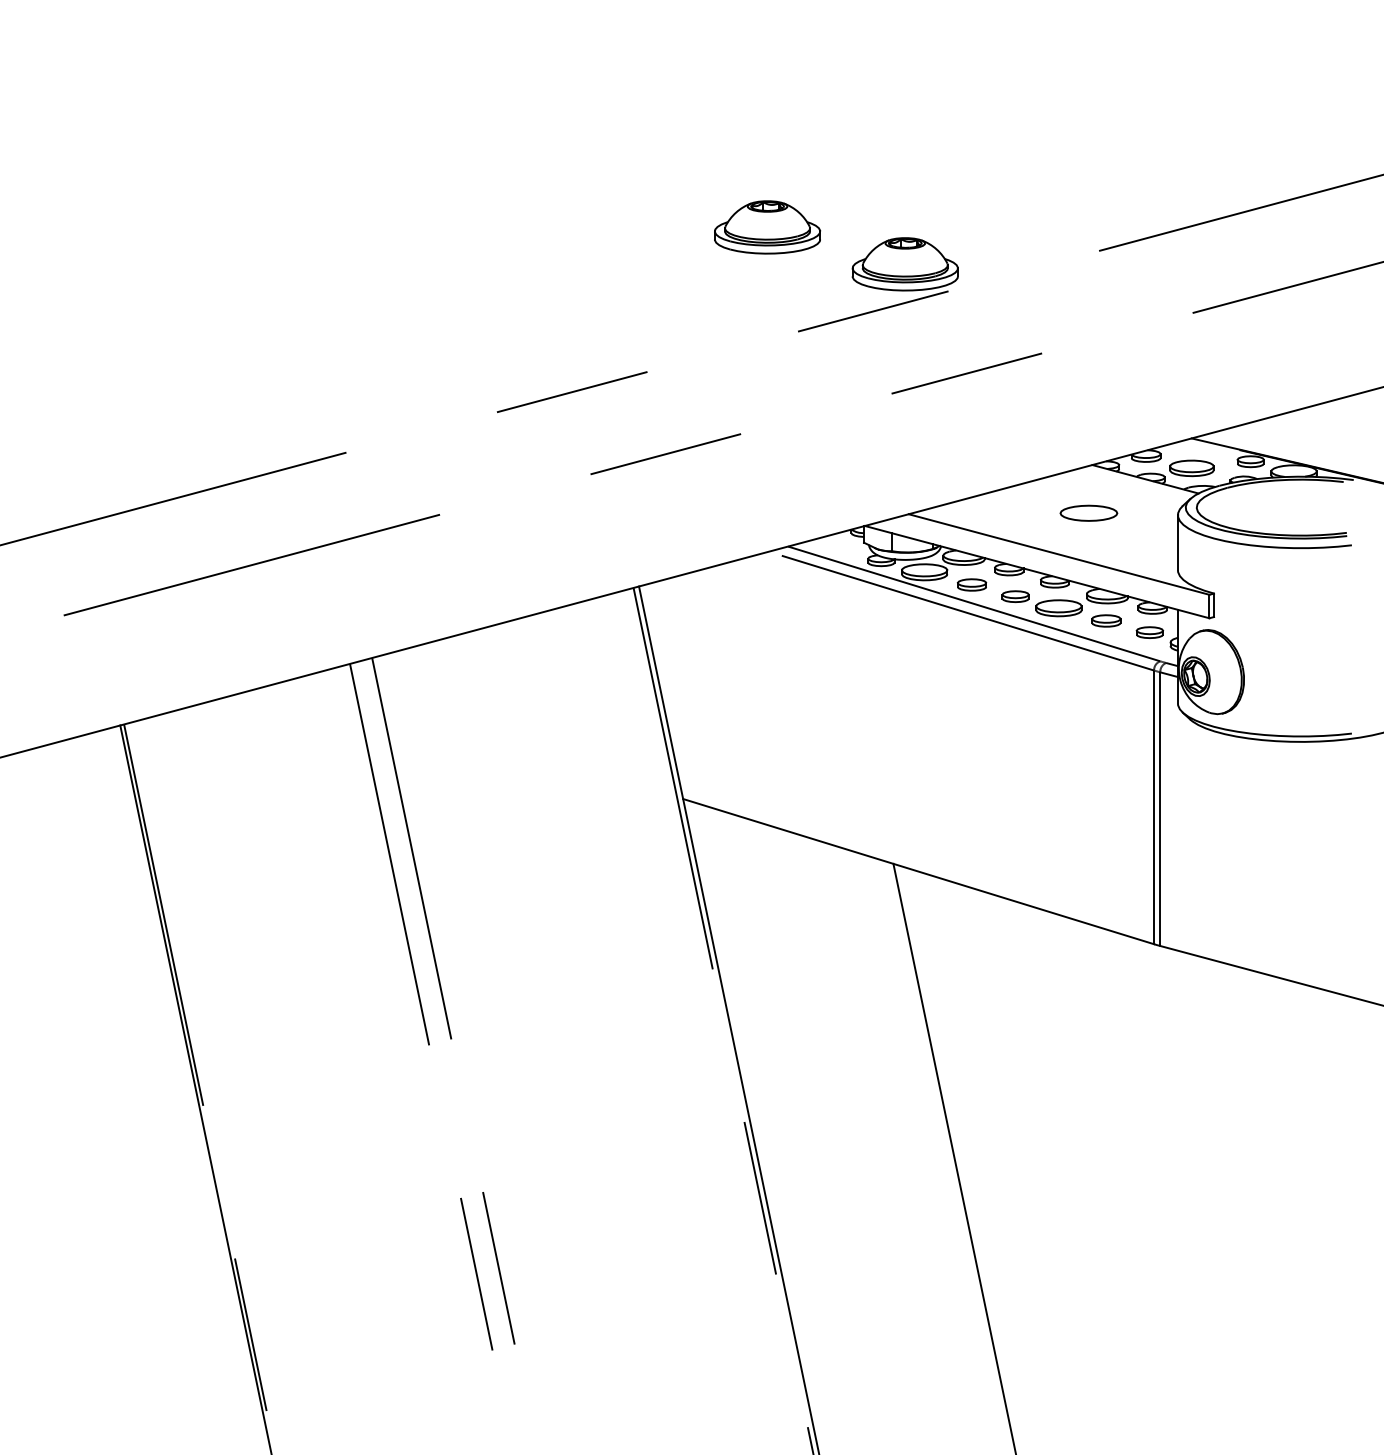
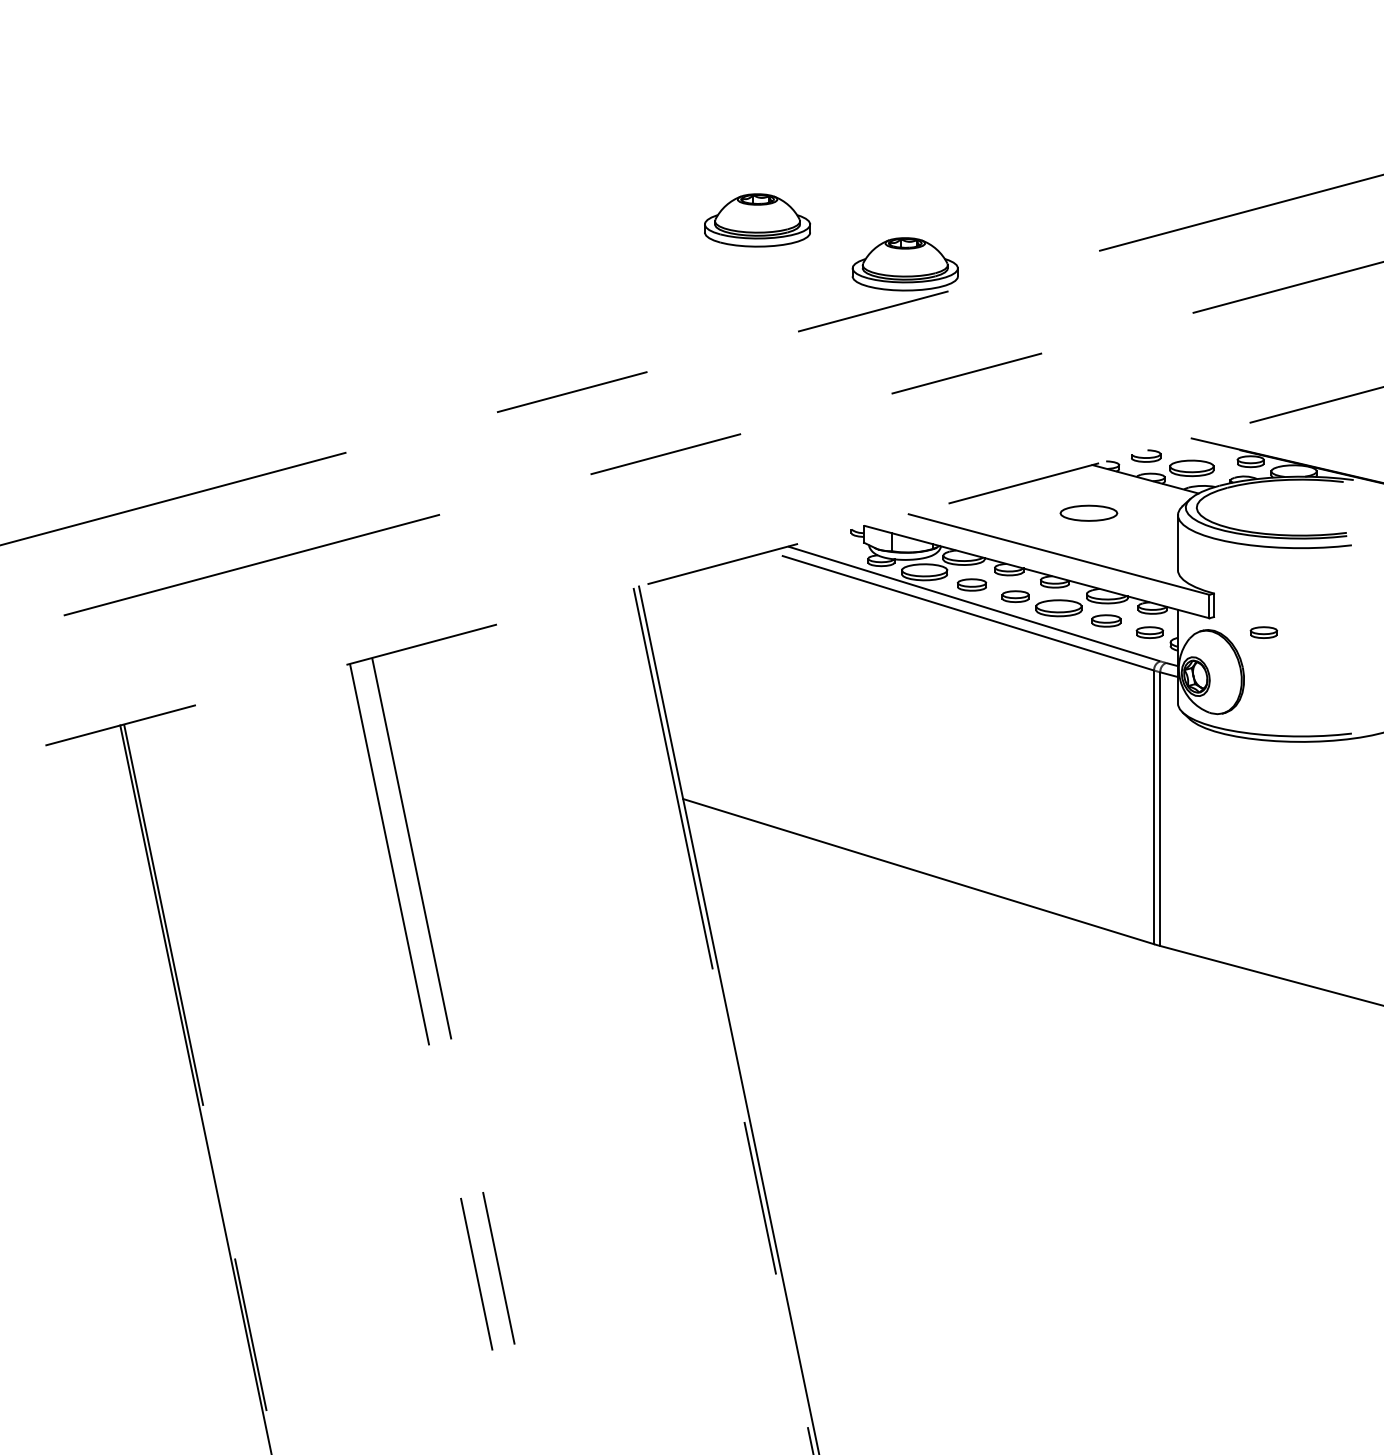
part position: (767, 227) -> (757, 220) (757, 220)
line: solid -> dashed (691, 572)
part: none -> present (1263, 632)
line: present -> none (954, 1157)
